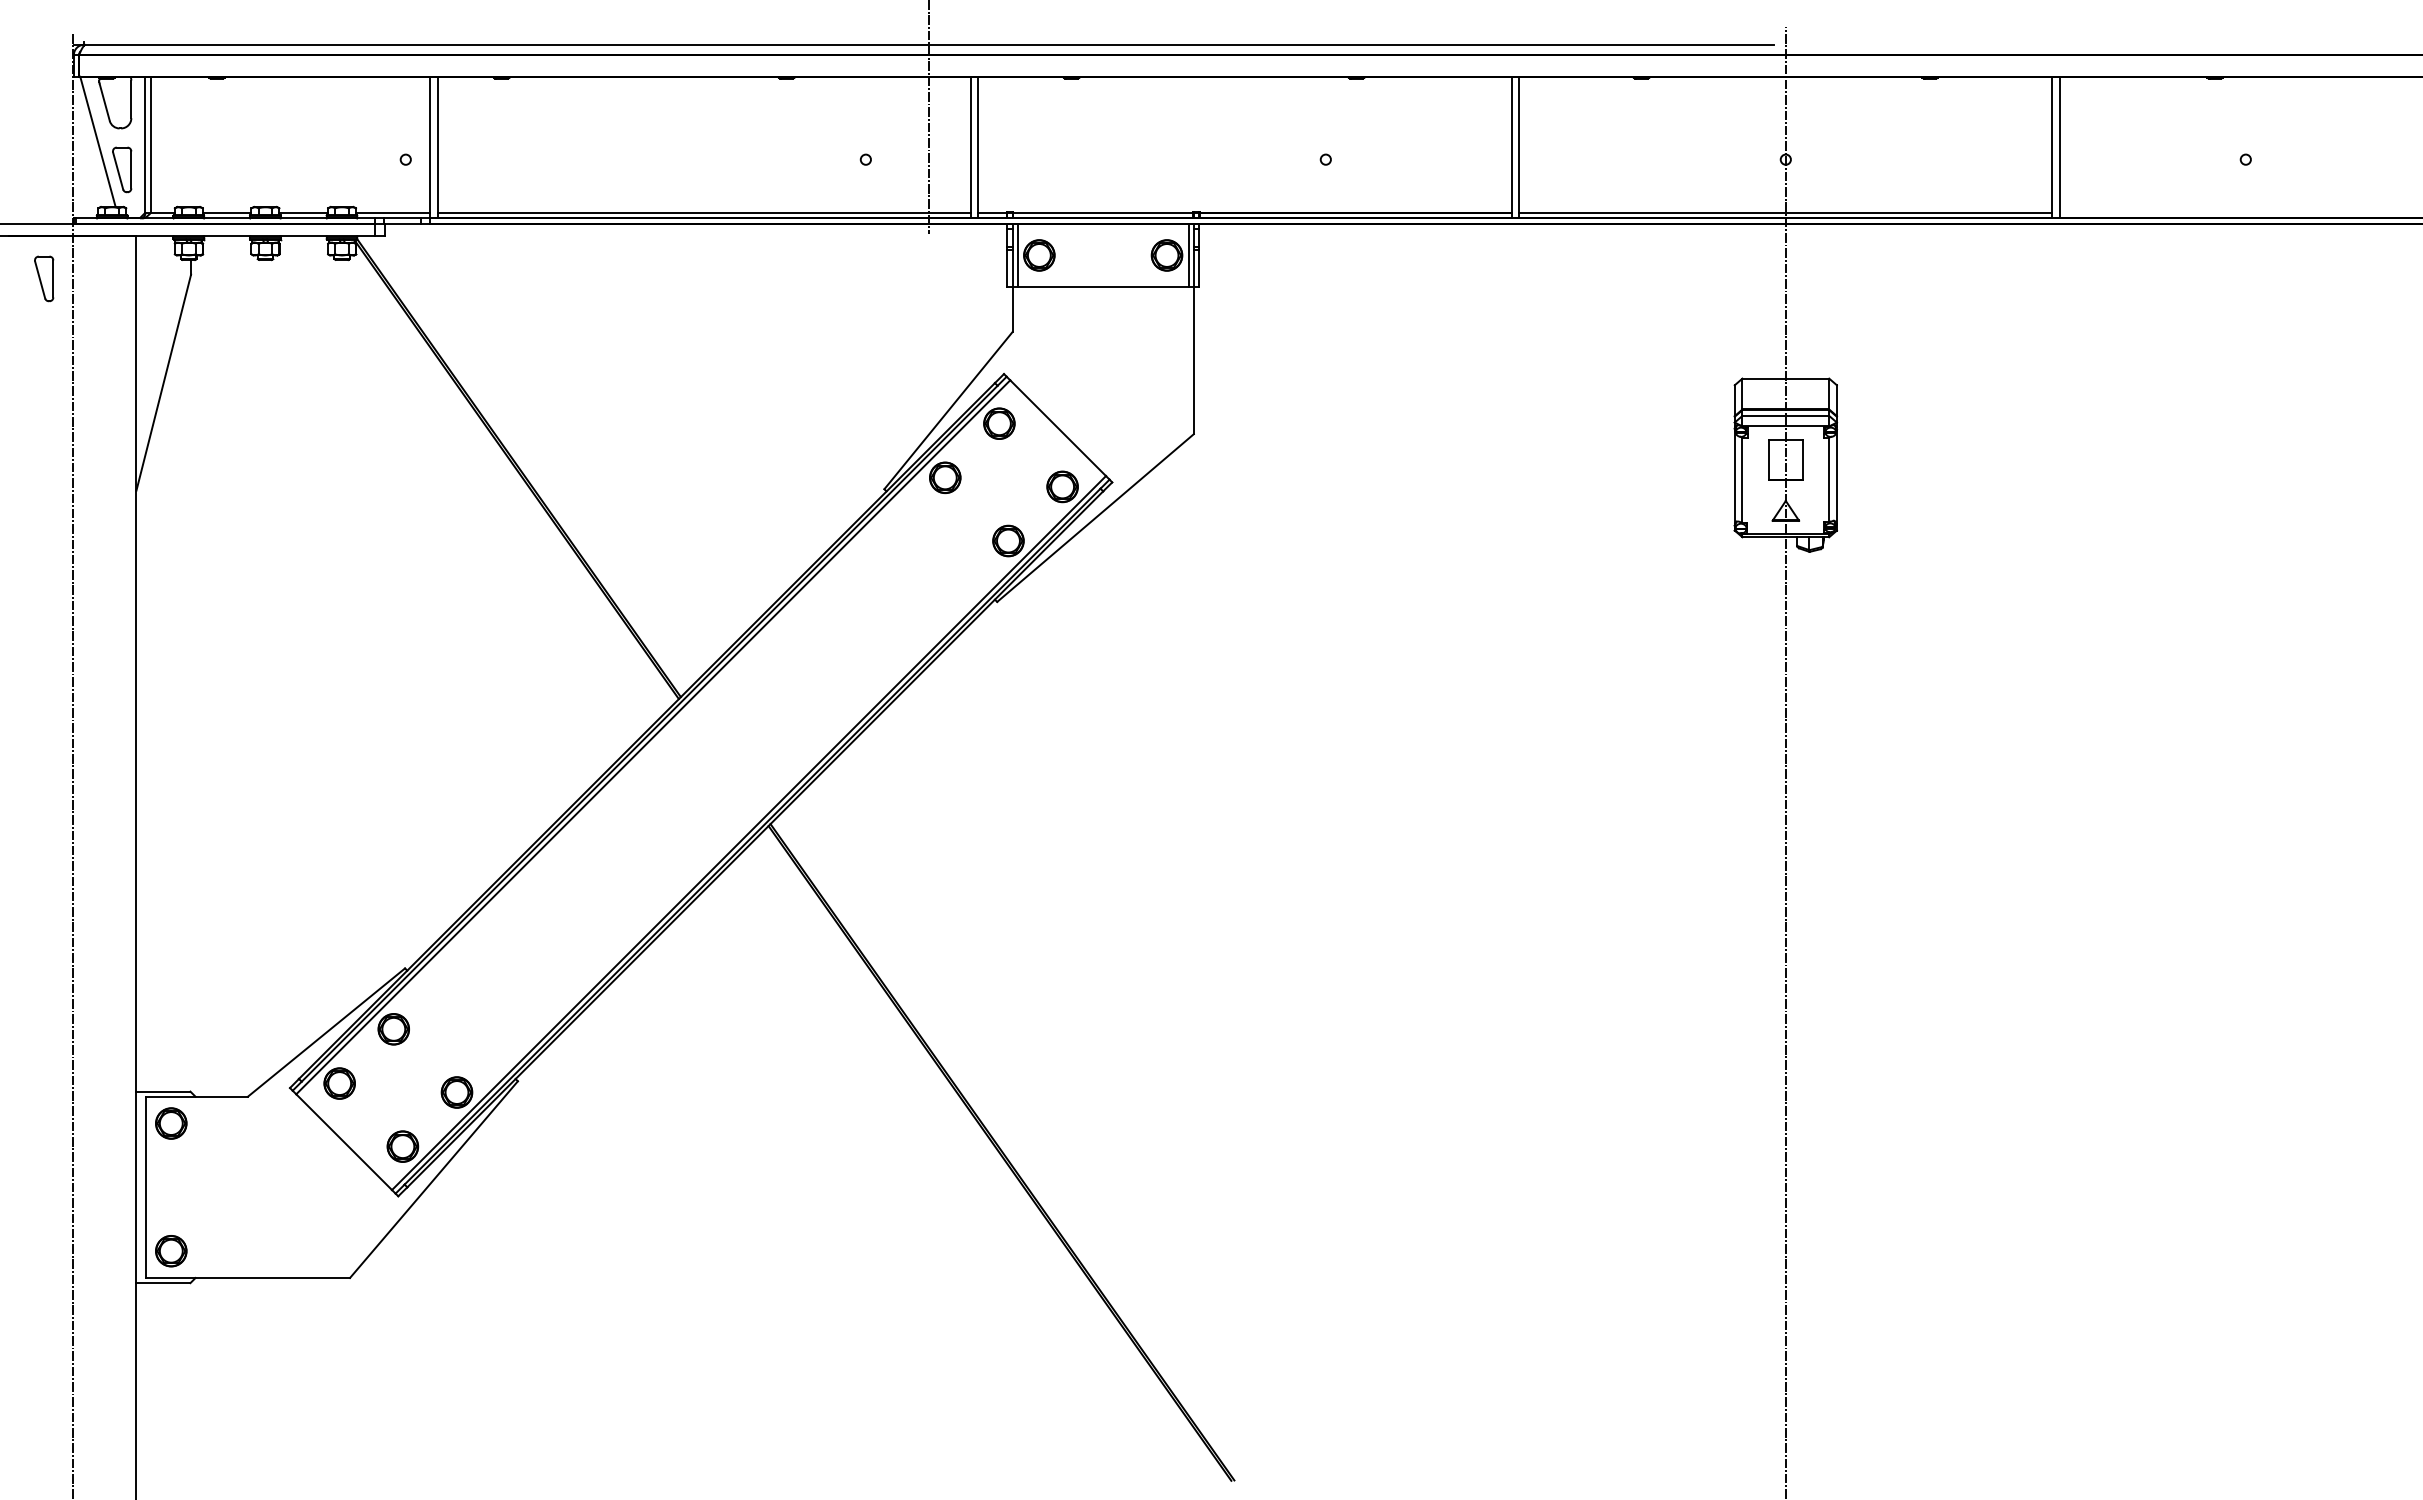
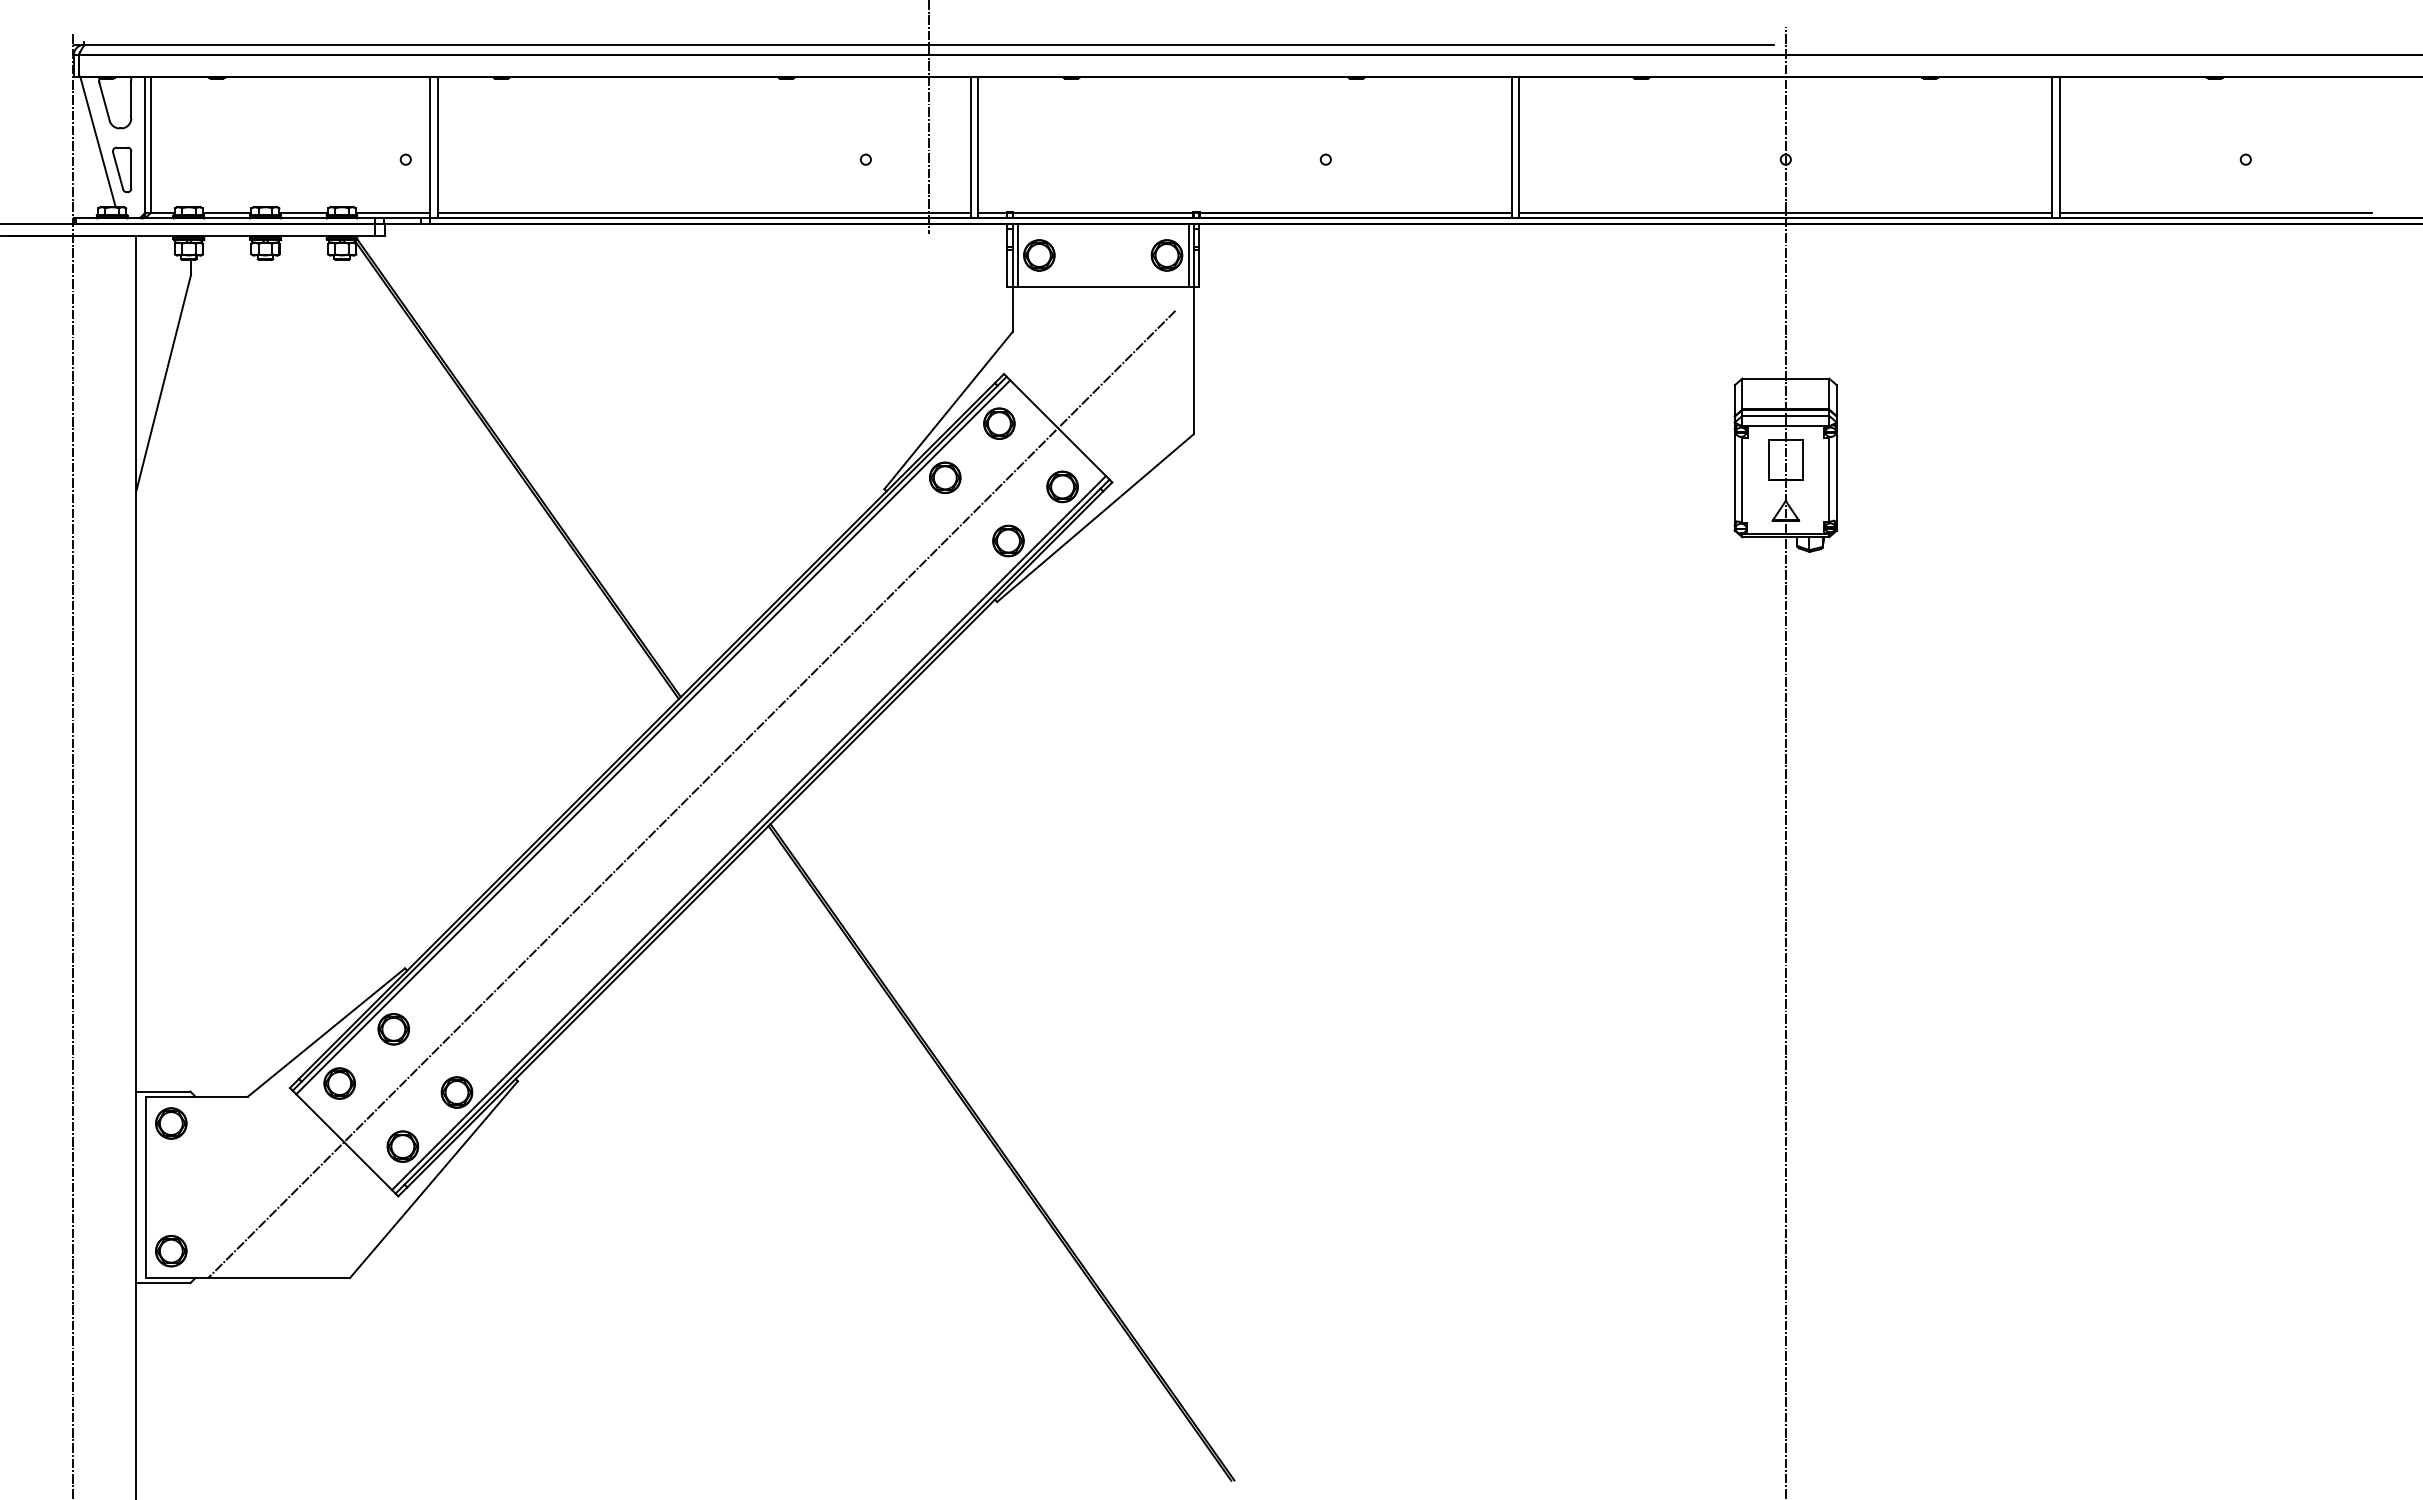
line: none -> present (2216, 213)
part: present -> none (44, 278)
line: none -> present (691, 793)
